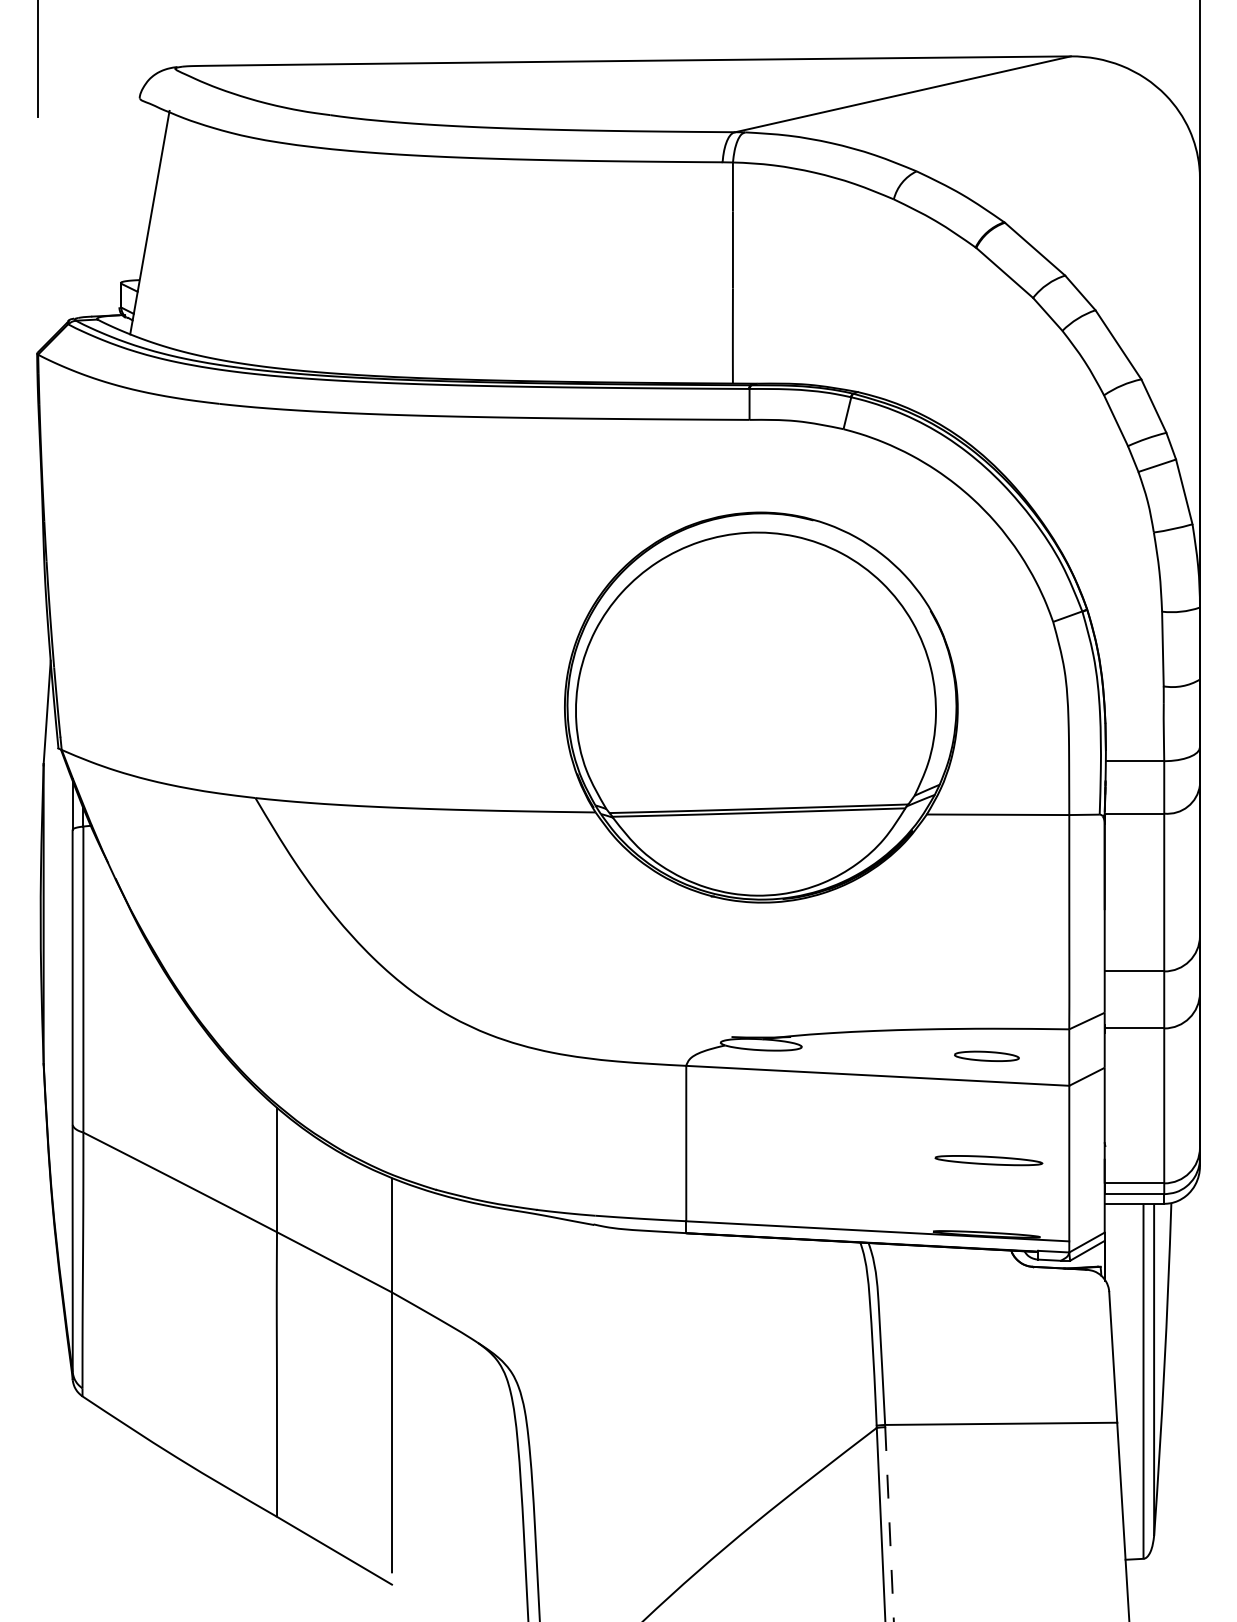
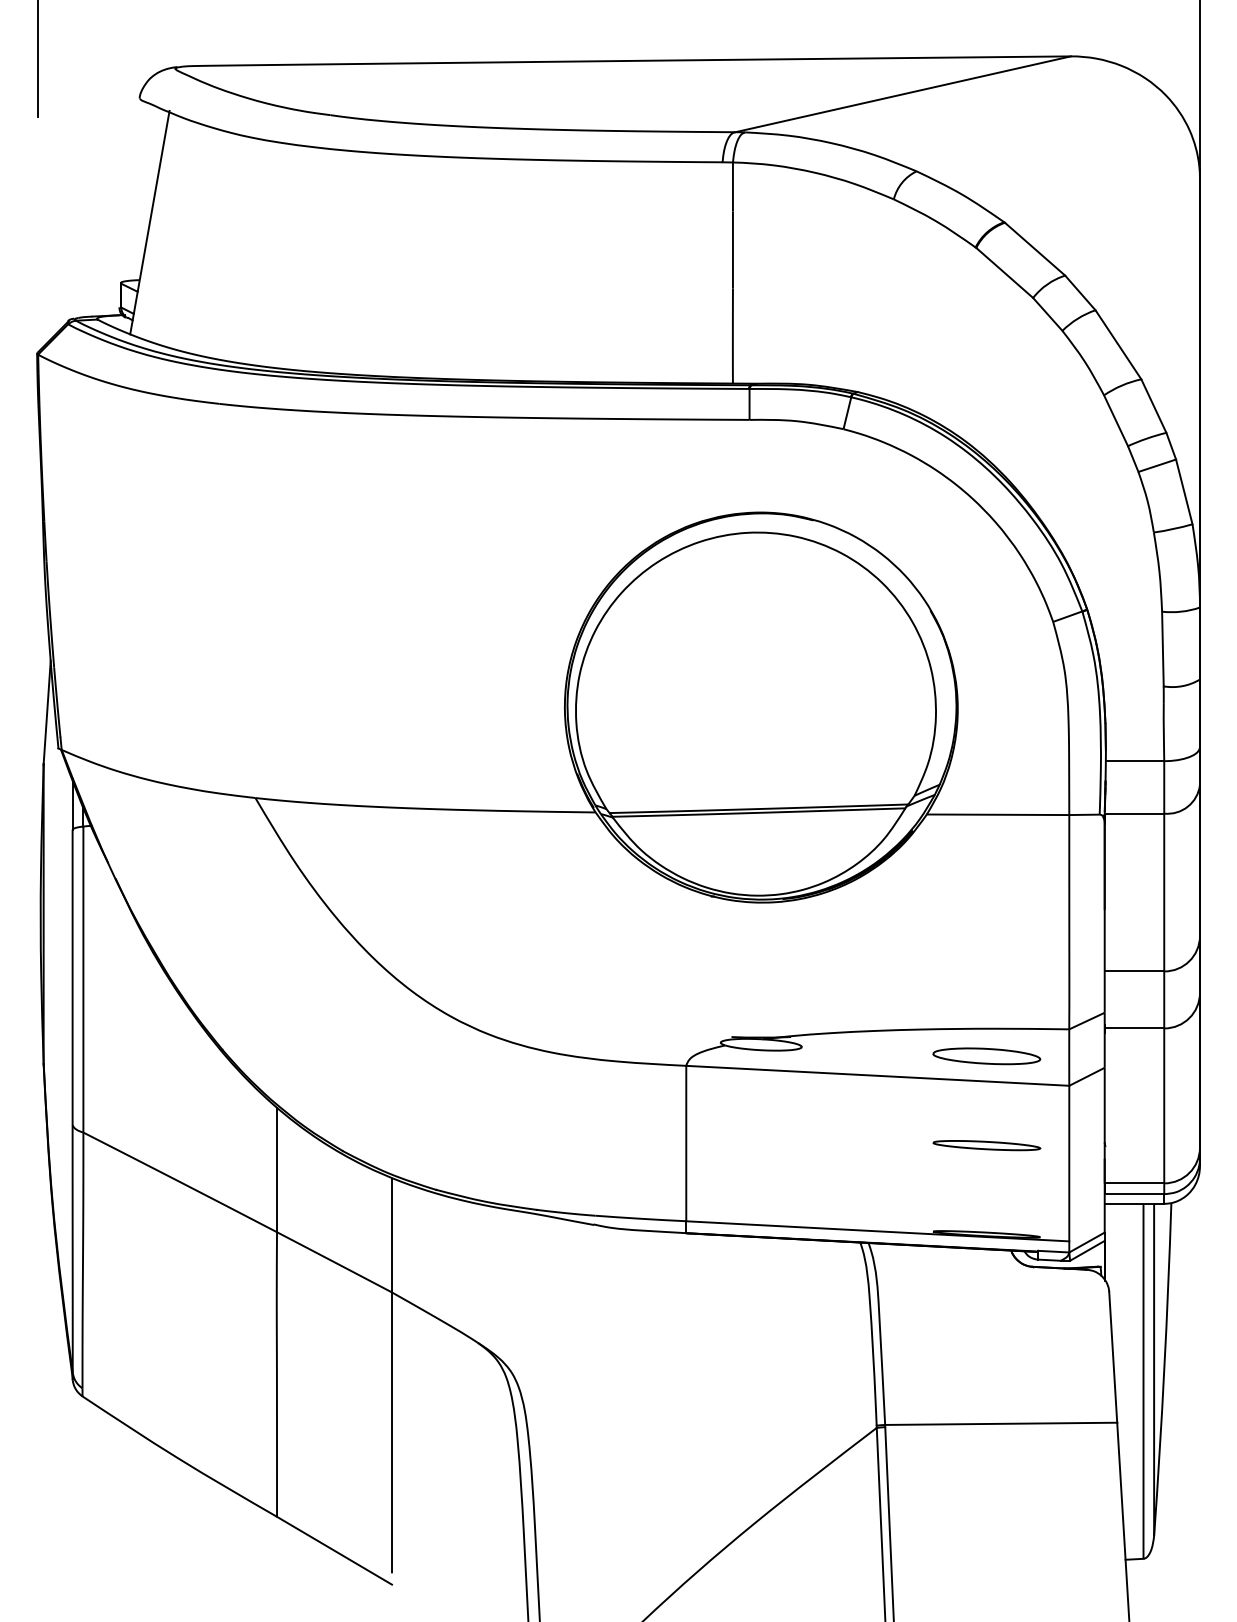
part size: 66x12 px -> 110x19 px (986, 1056)
part position: (988, 1160) -> (986, 1145) (986, 1145)
line: dashed -> solid (889, 1524)
